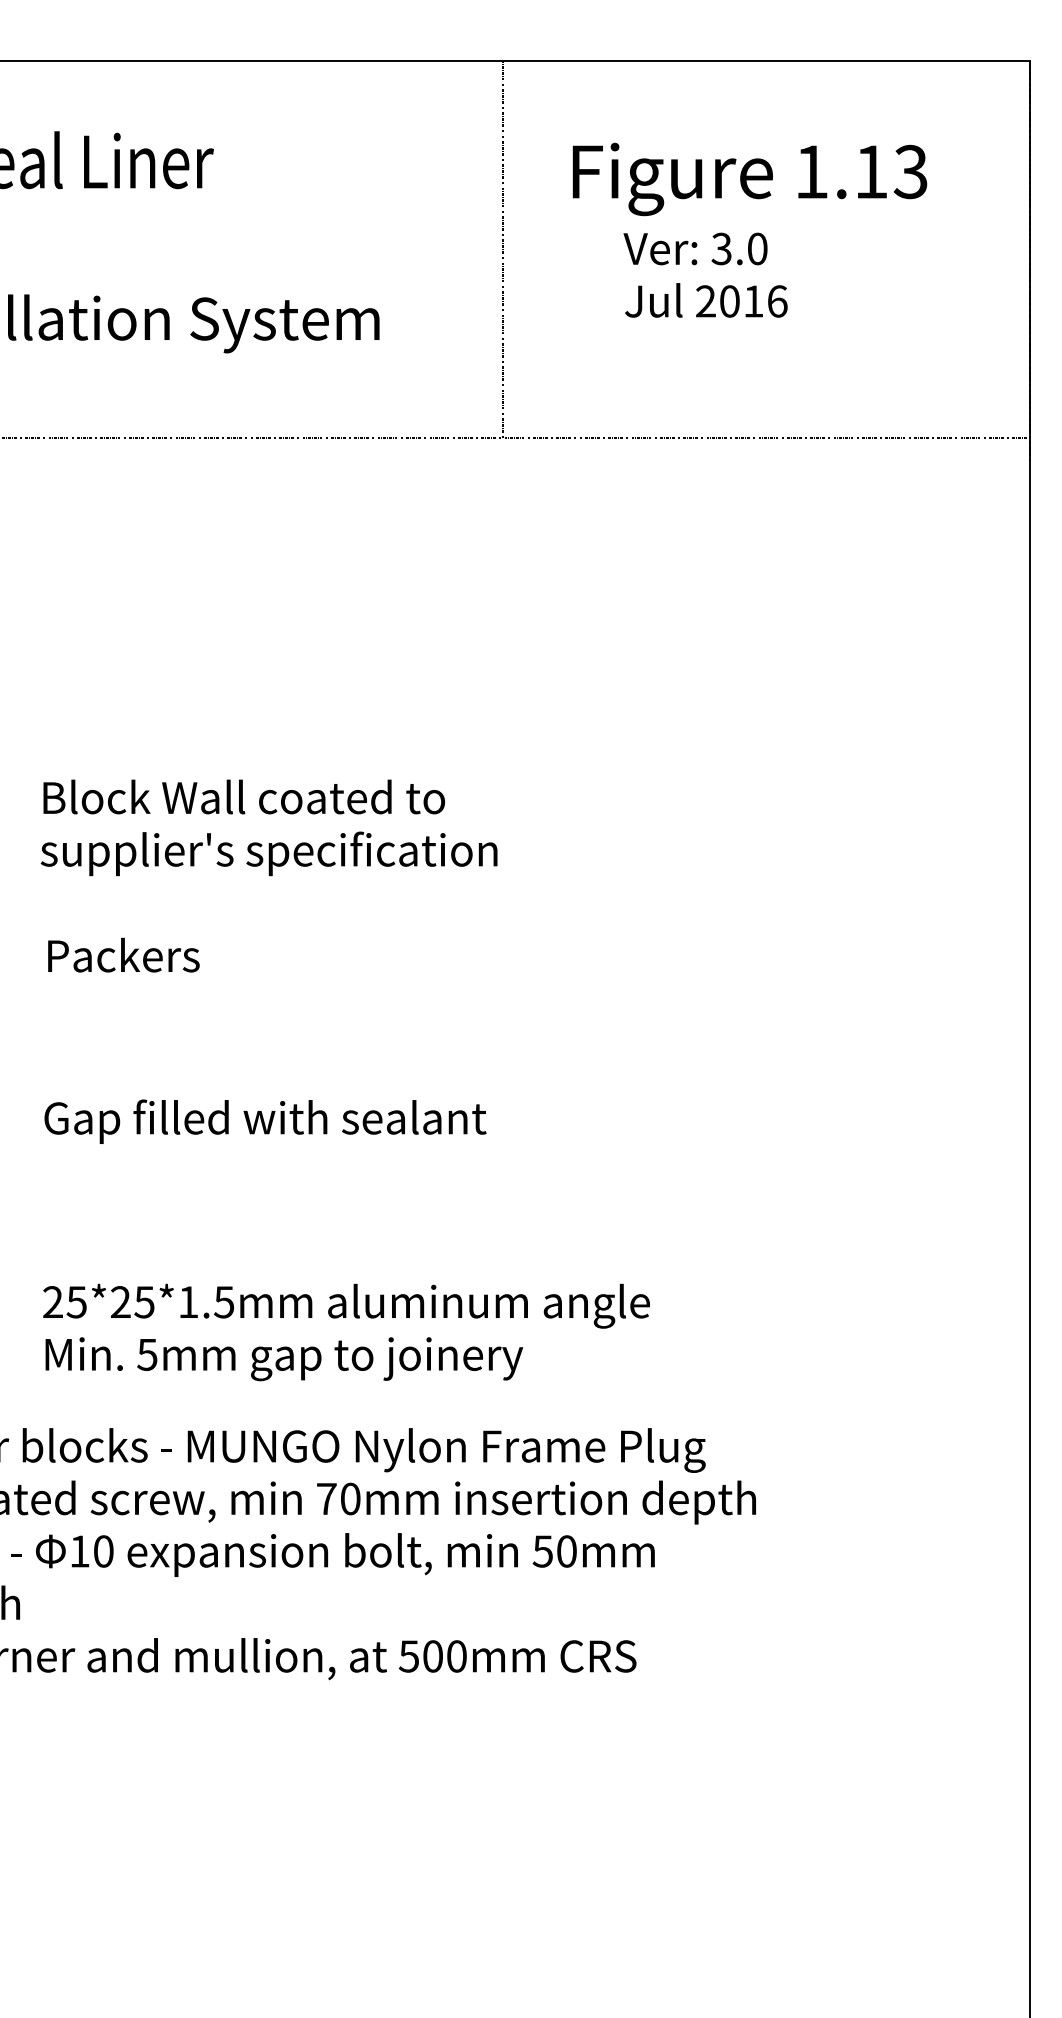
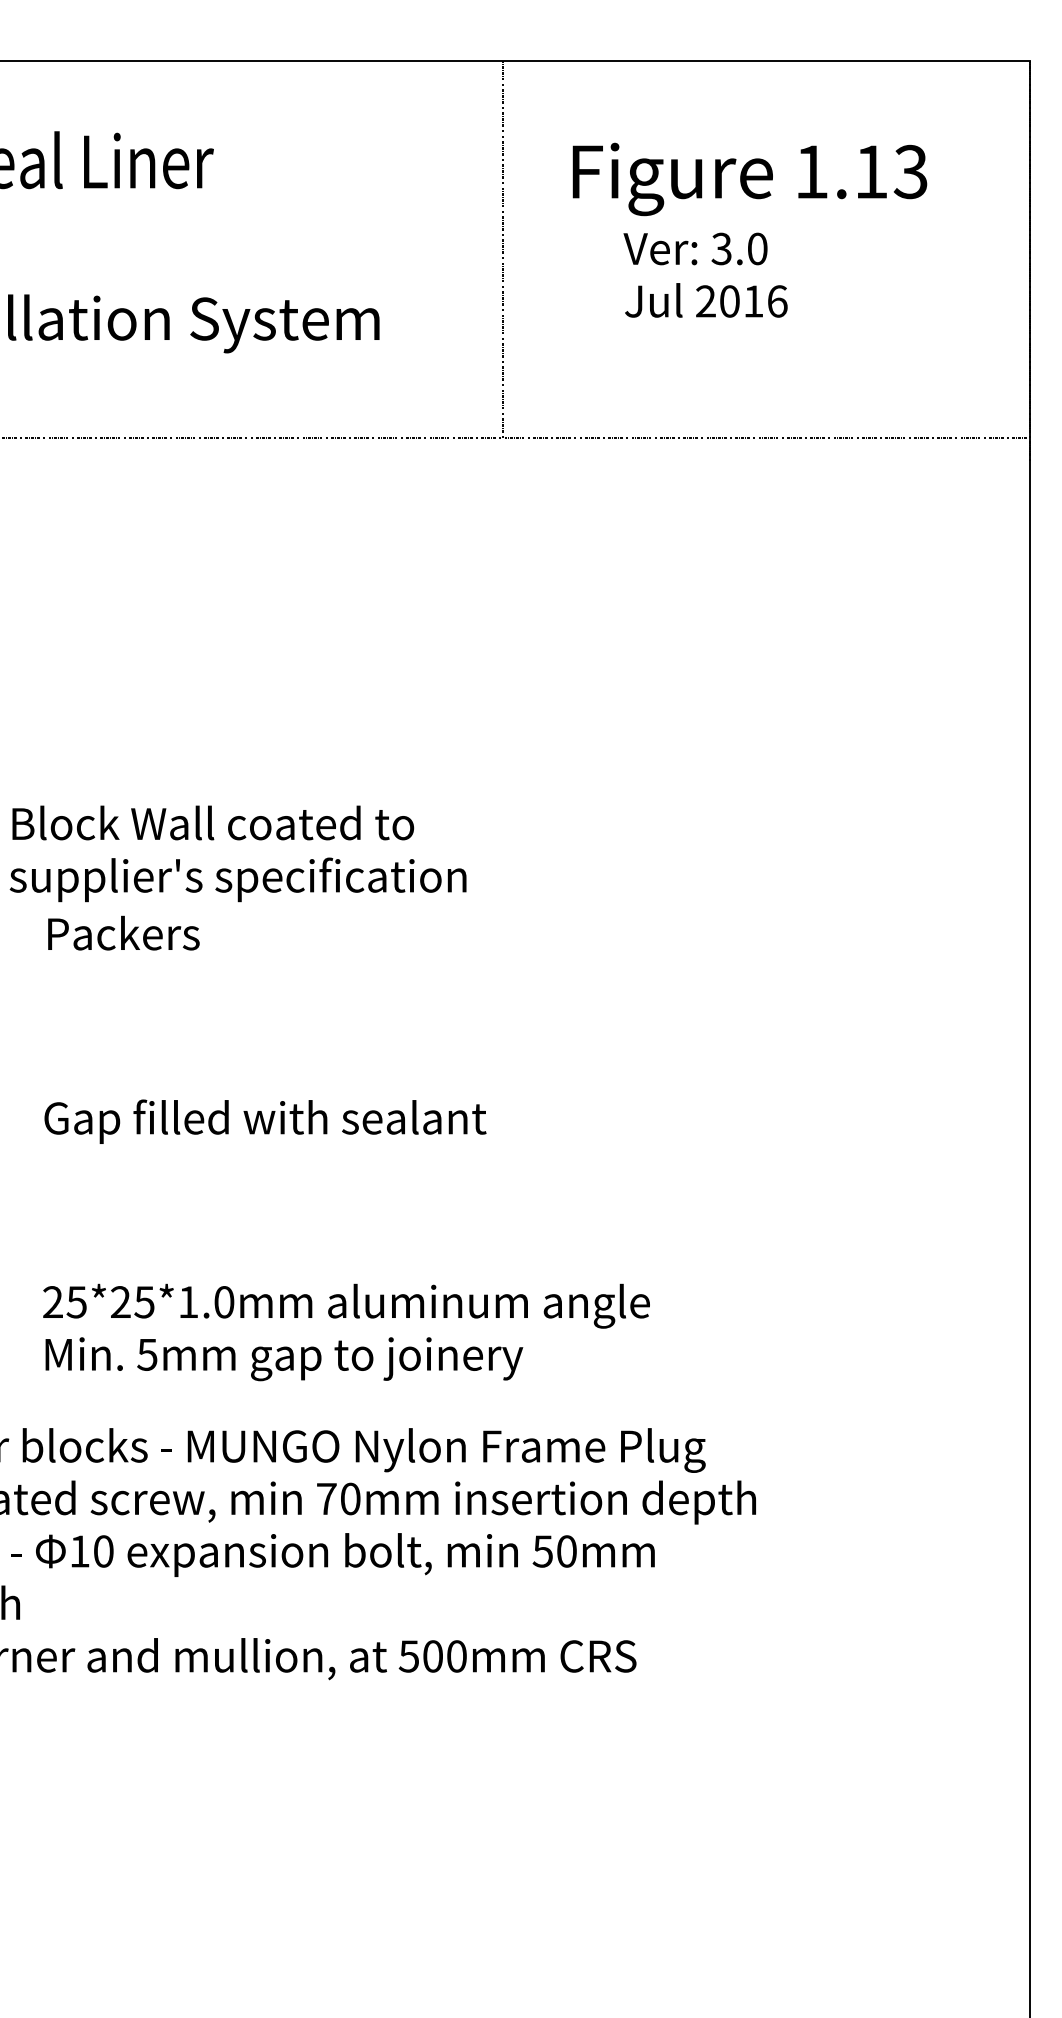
text position: (268, 827) -> (237, 853) (237, 853)
text position: (123, 954) -> (123, 932) (123, 932)
text: 25*25*1.5mm -> 25*25*1.0mm (224, 1302)
